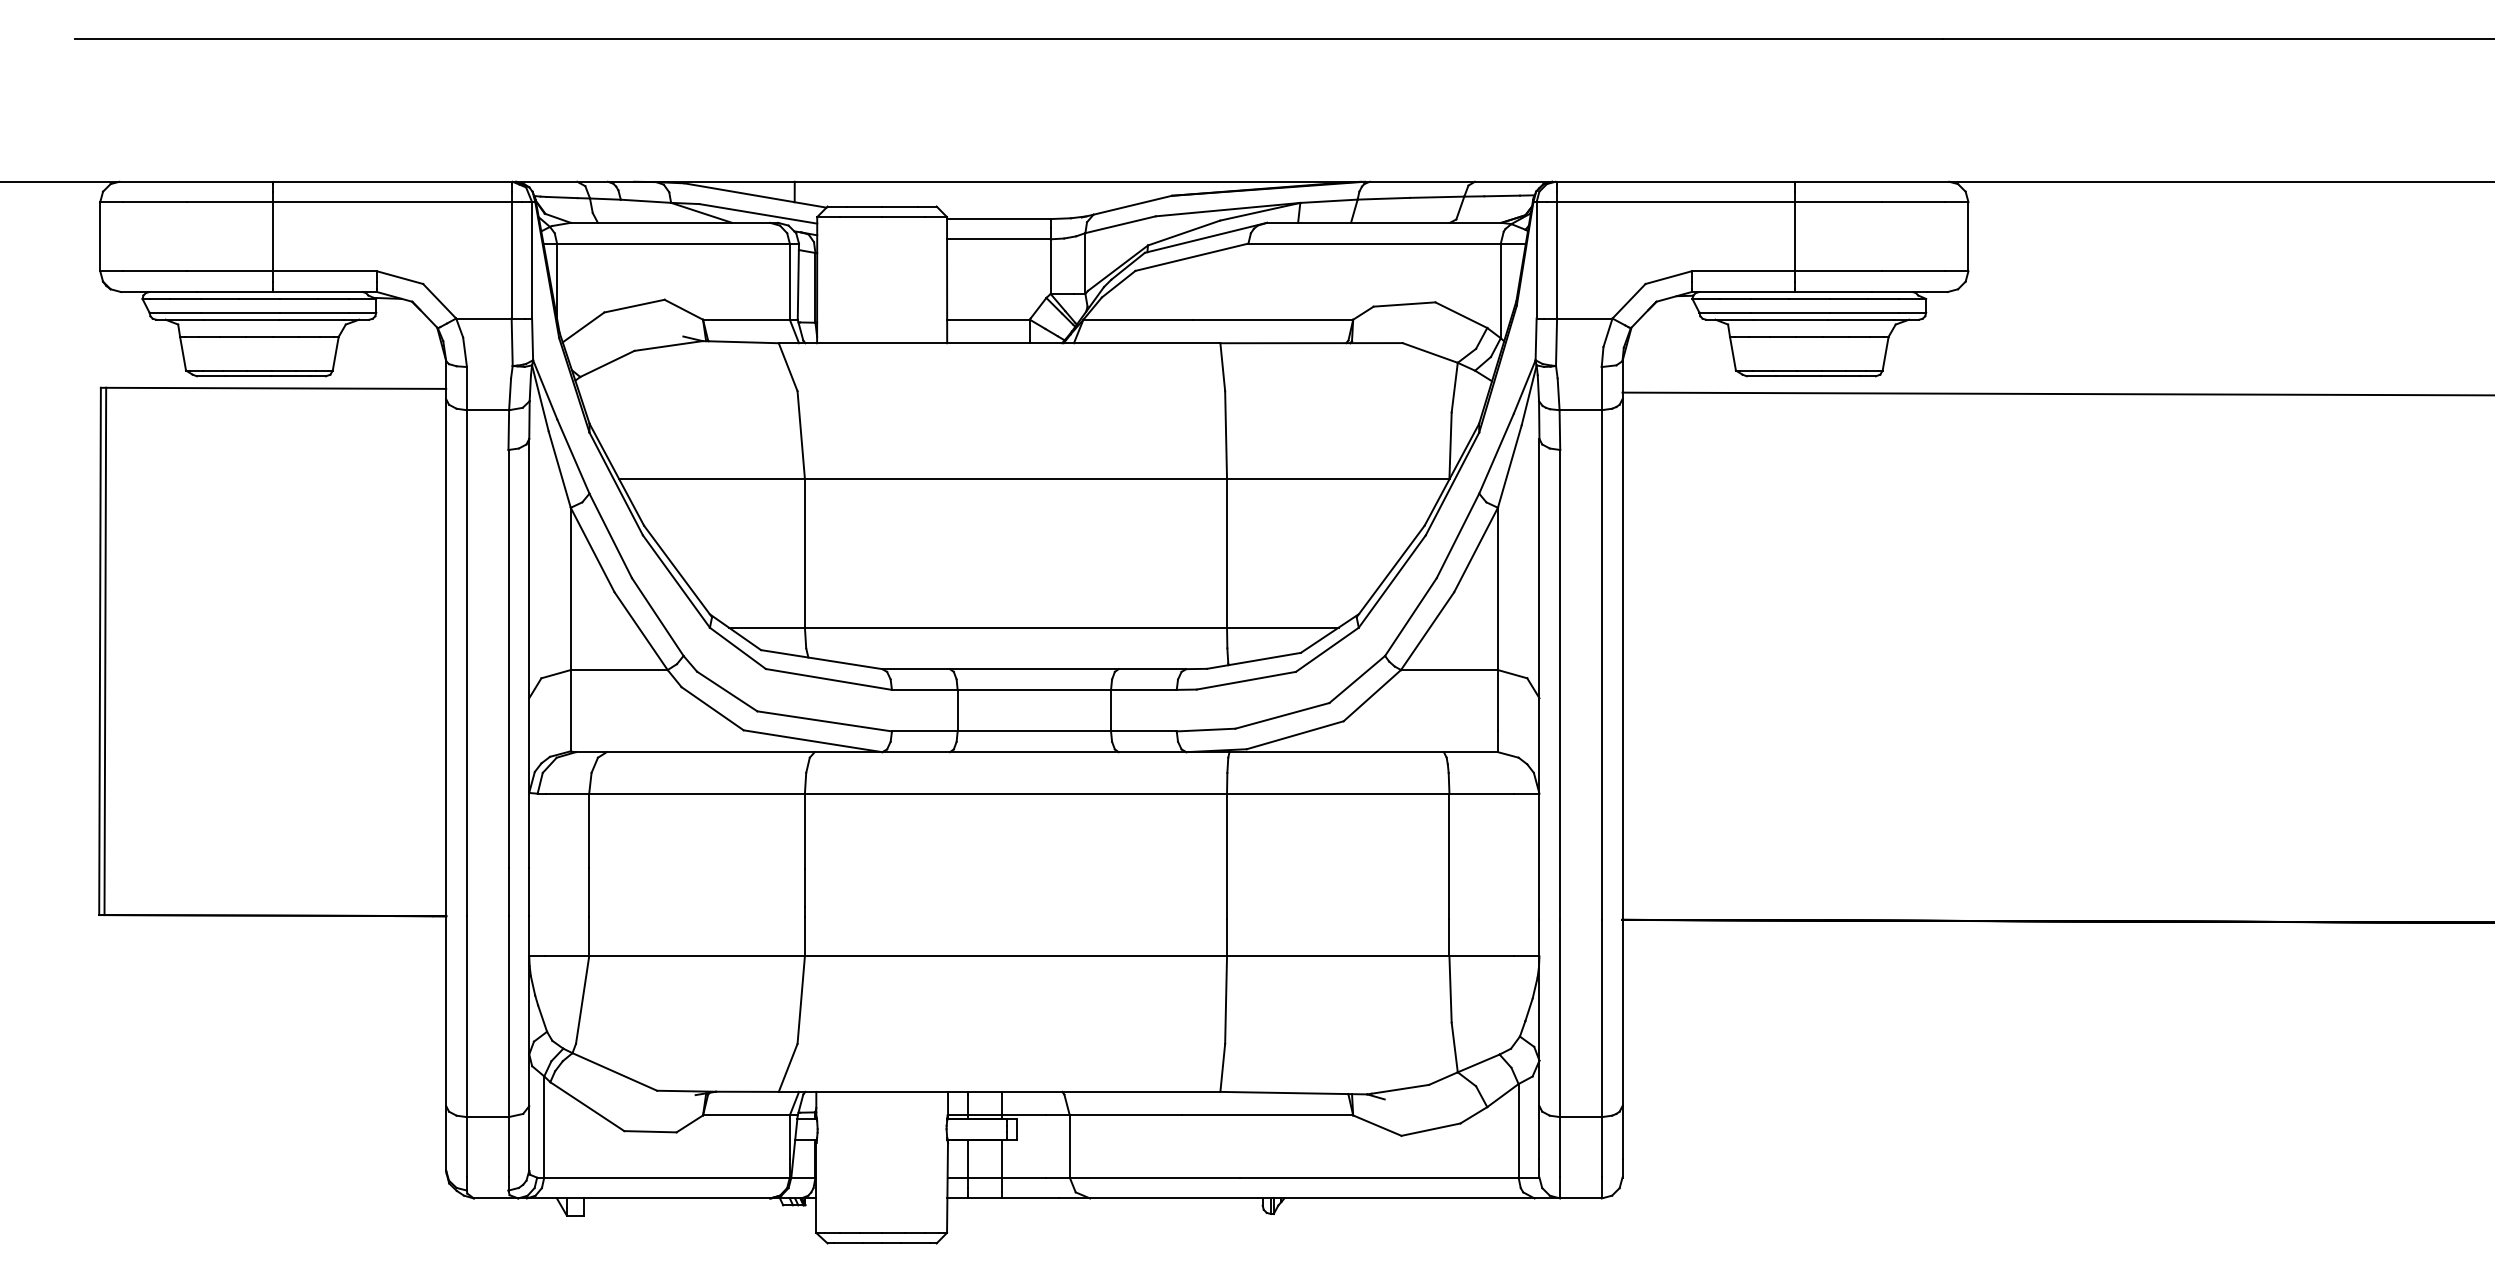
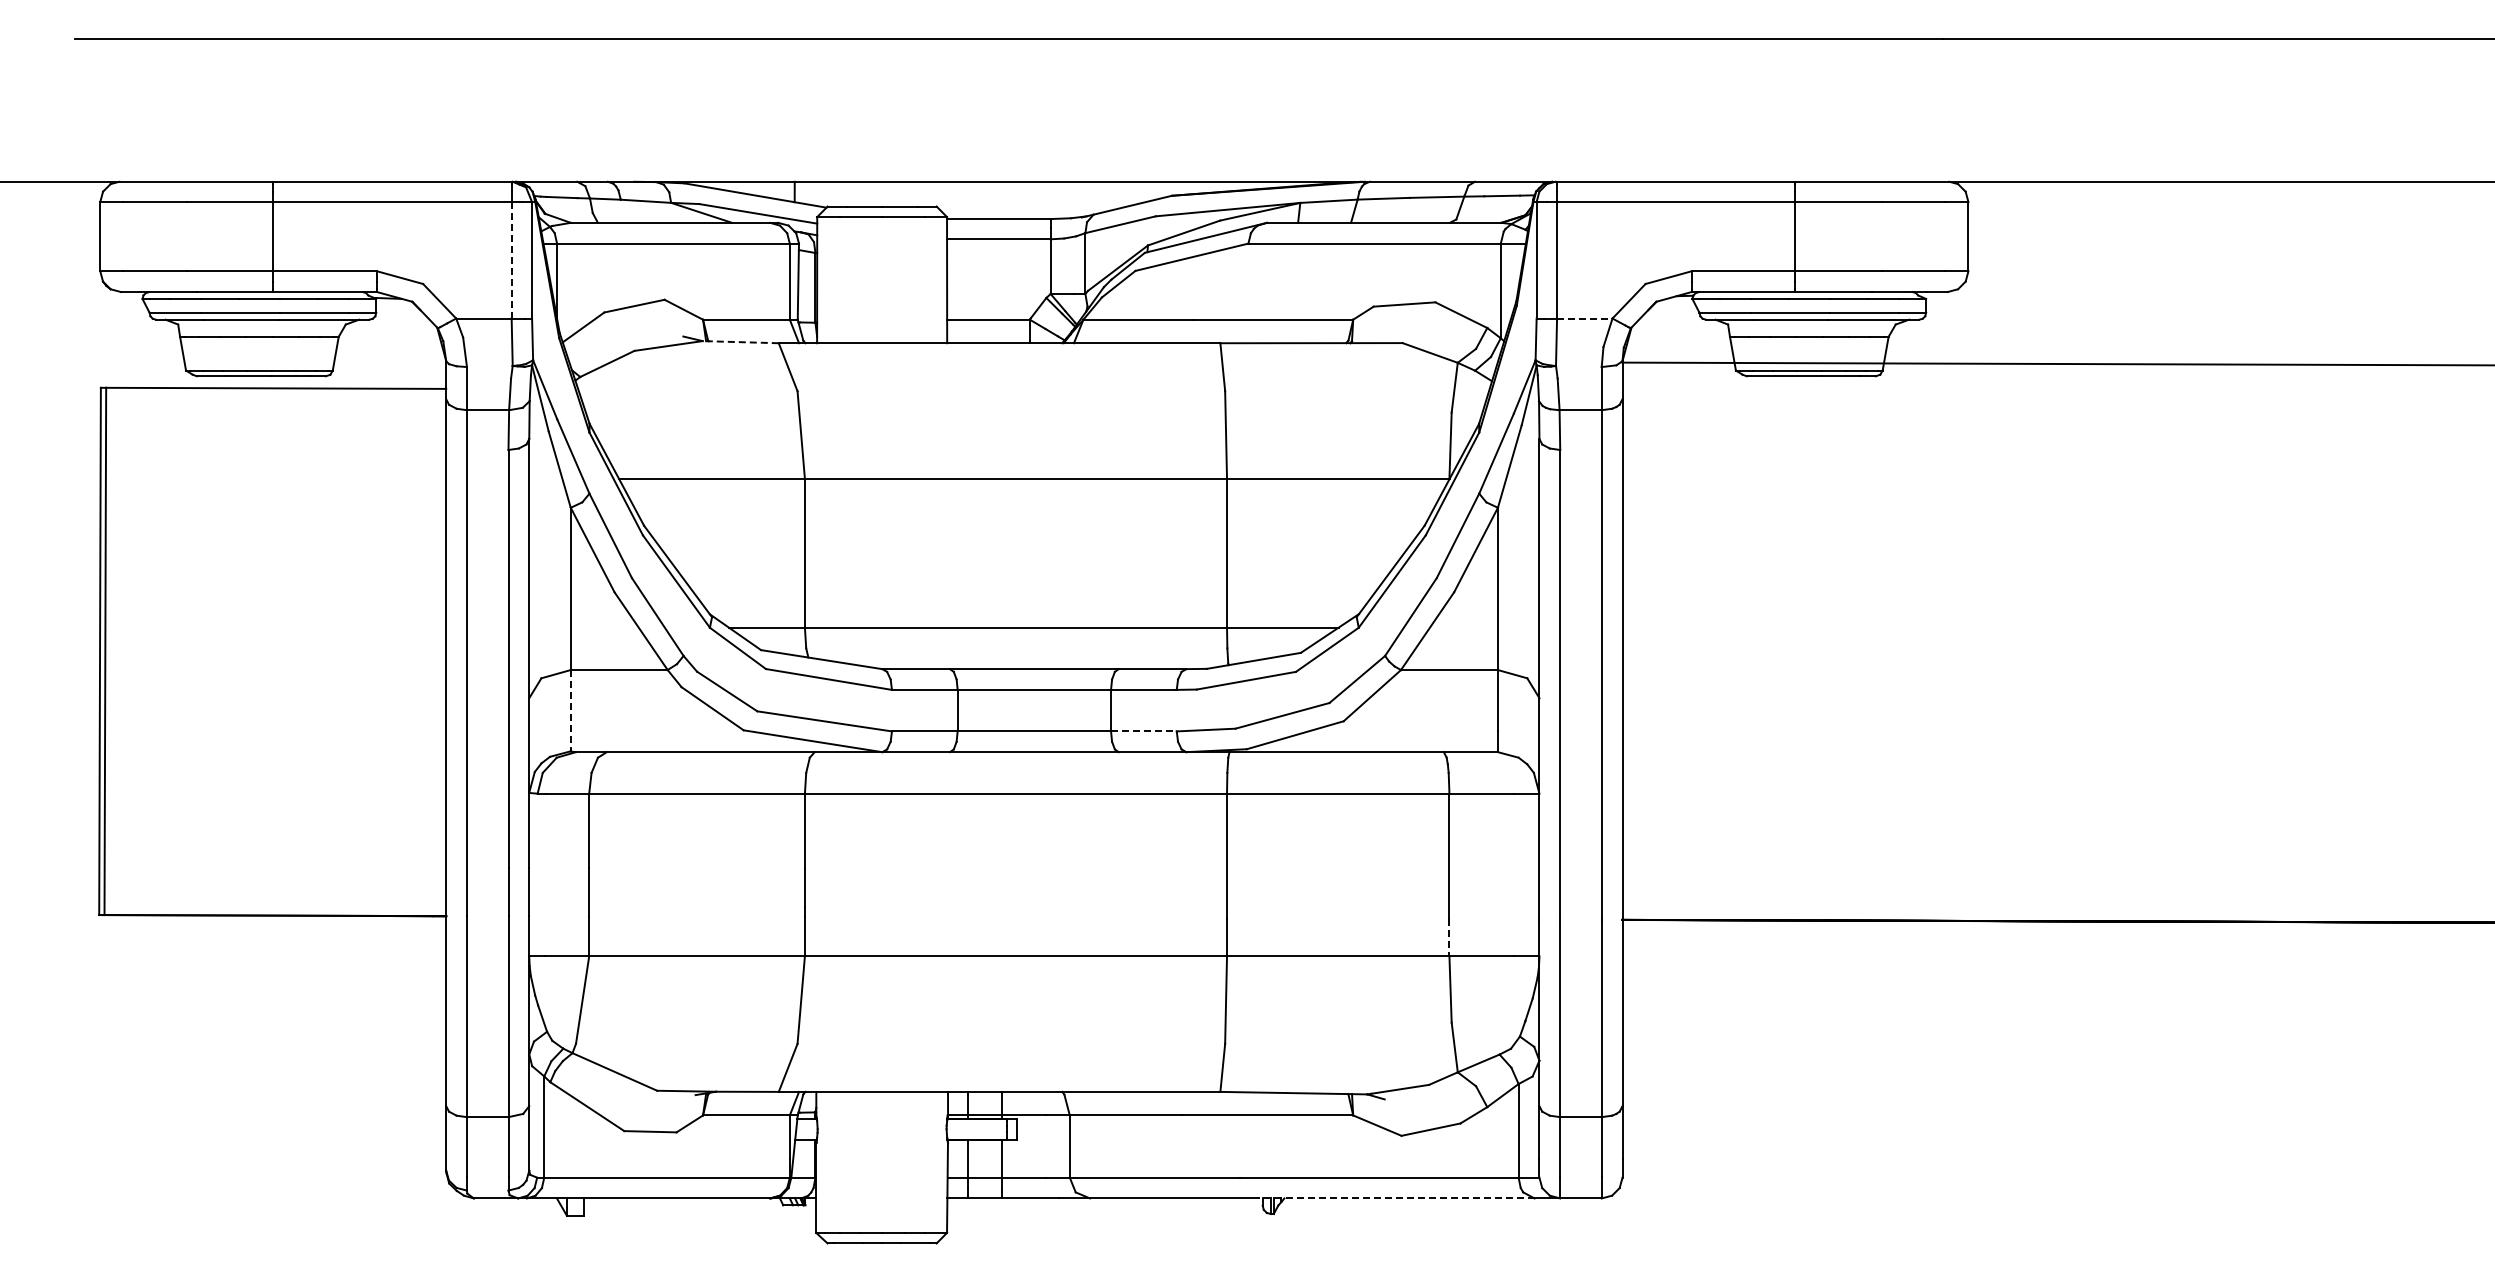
line: solid -> dashed (511, 259)
line: solid -> dashed (1584, 318)
line: solid -> dashed (740, 342)
line position: (2056, 393) -> (2056, 363) (2056, 363)
line: solid -> dashed (570, 710)
line: solid -> dashed (1143, 731)
line: solid -> dashed (1449, 938)
line: solid -> dashed (1395, 1198)
